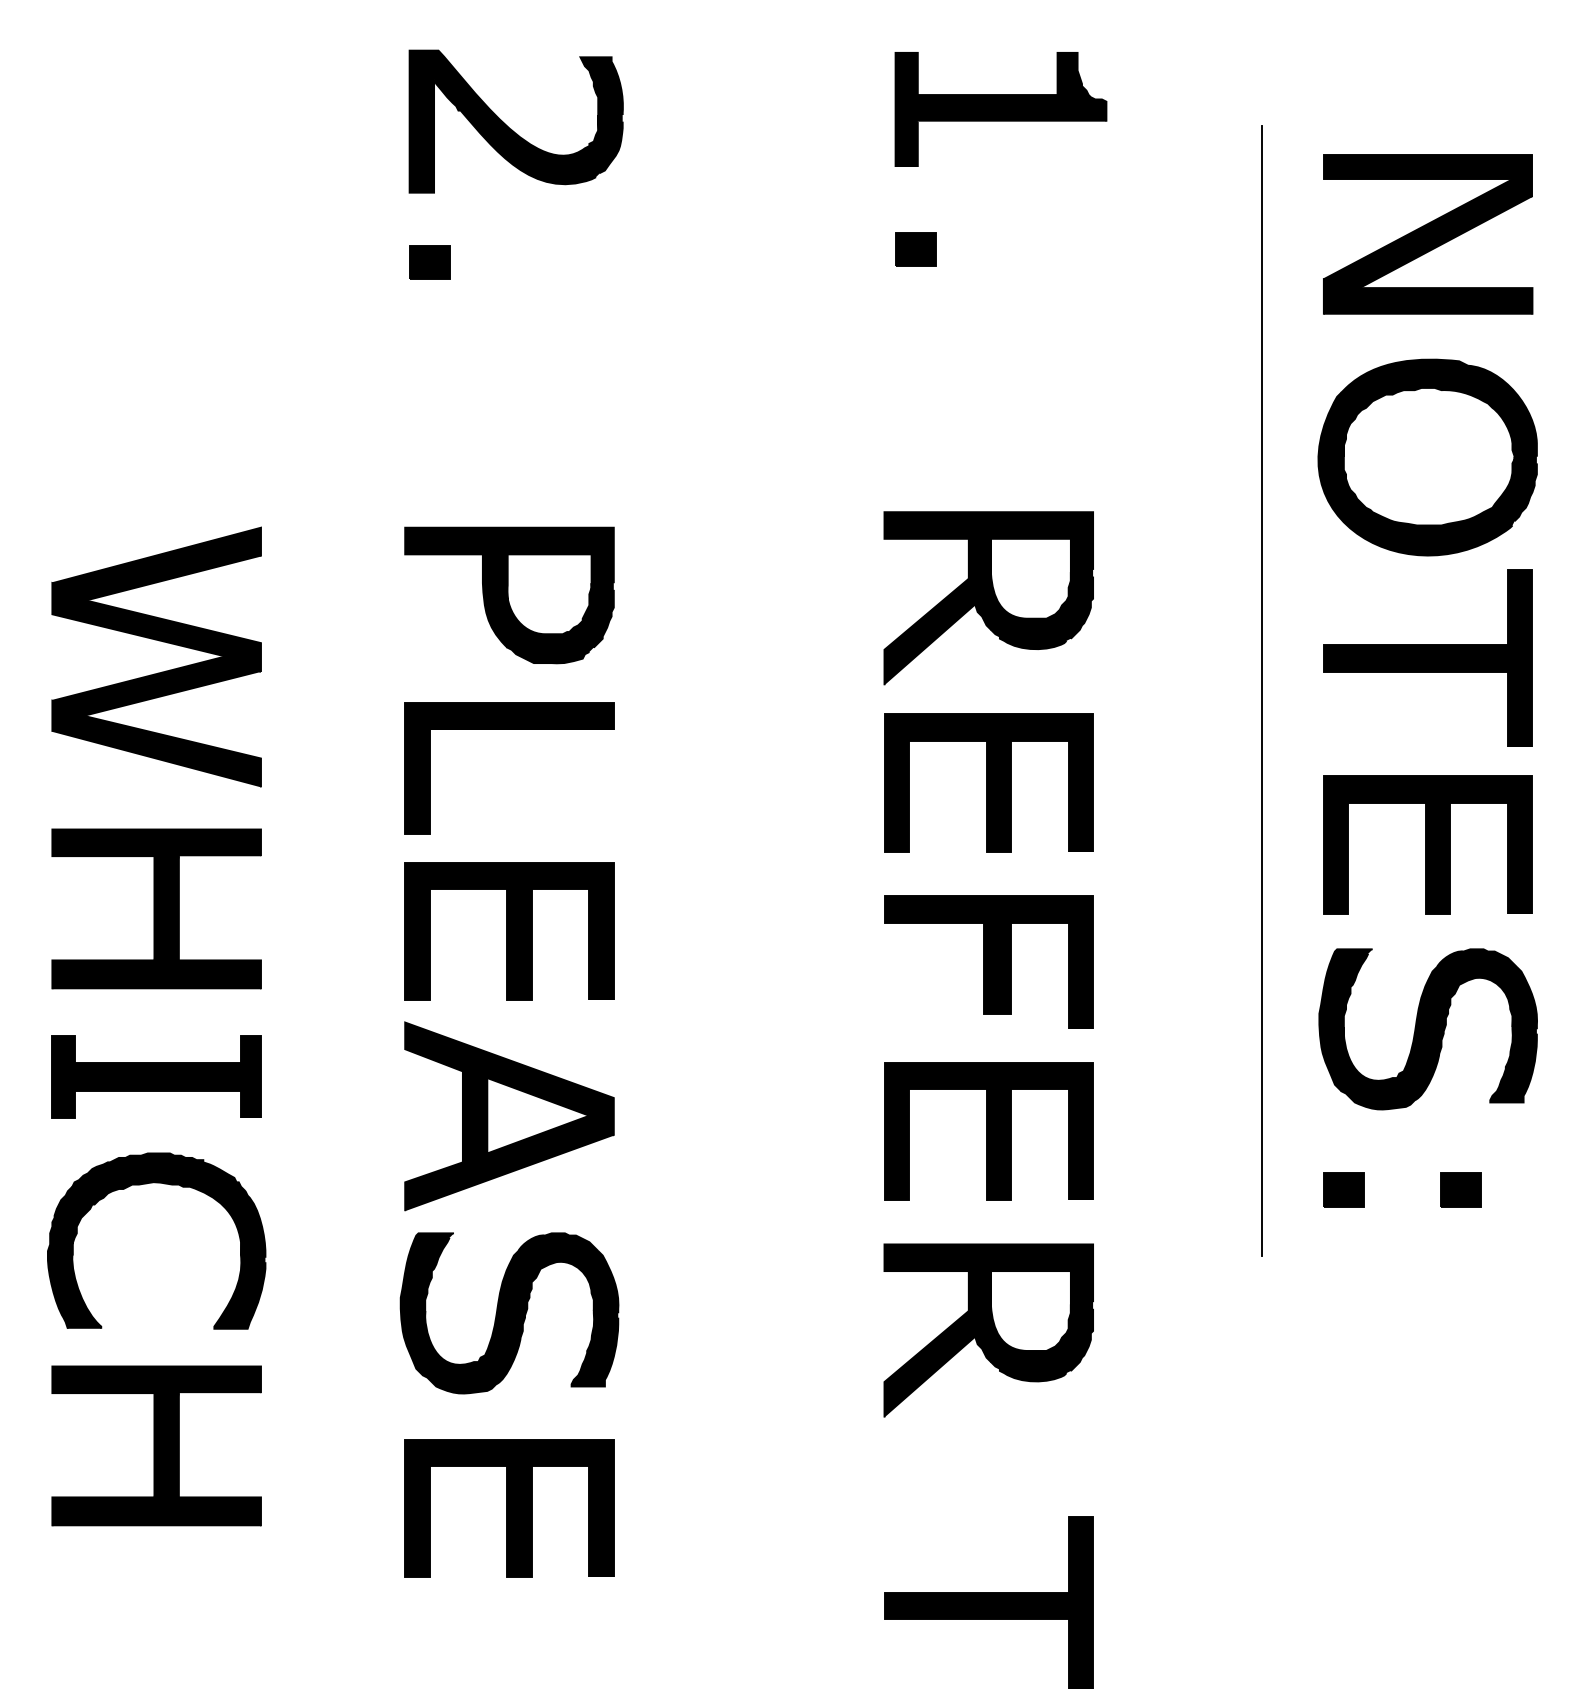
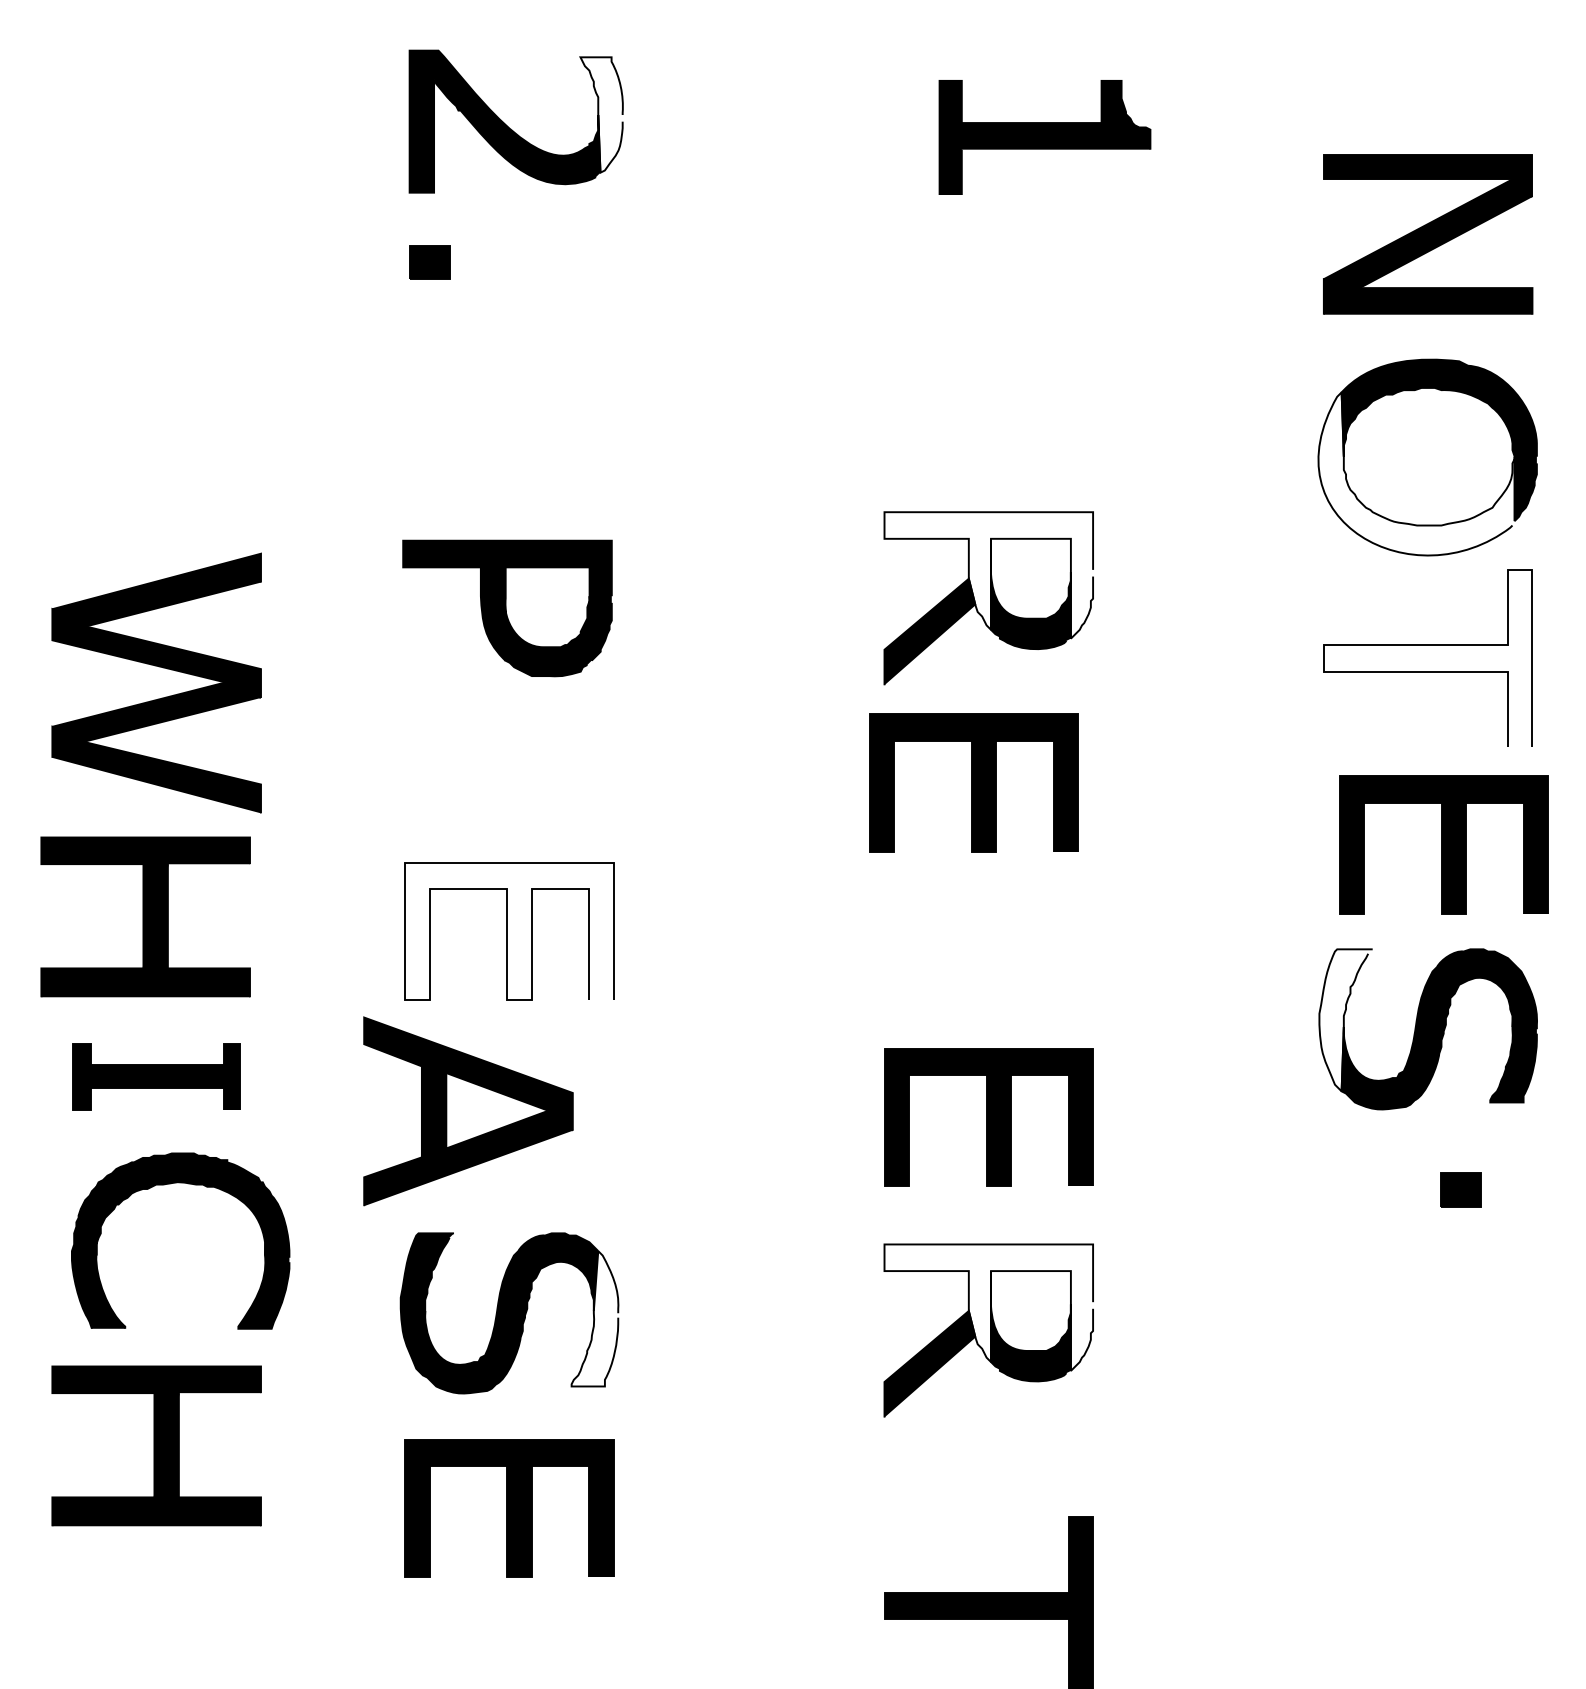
part position: (1000, 109) -> (1044, 137) (1044, 137)
fill: present -> none (601, 114)
part: present -> none (915, 249)
fill: present -> none (1416, 473)
fill: present -> none (988, 575)
part position: (509, 595) -> (507, 608) (507, 608)
part position: (159, 641) -> (159, 667) (159, 667)
fill: present -> none (1427, 658)
line: present -> none (1261, 690)
part: present -> none (509, 729)
part position: (988, 782) -> (973, 782) (973, 782)
part position: (1427, 844) -> (1443, 844) (1443, 844)
part position: (156, 908) -> (145, 916) (145, 916)
fill: present -> none (509, 931)
part: present -> none (988, 961)
fill: present -> none (1345, 1020)
part size: 211x84 px -> 169x68 px (156, 1076)
part position: (509, 1116) -> (468, 1111) (468, 1111)
part position: (988, 1131) -> (988, 1117) (988, 1117)
part position: (164, 1184) -> (188, 1184) (188, 1184)
part: present -> none (1343, 1189)
fill: present -> none (988, 1307)
fill: present -> none (594, 1318)
